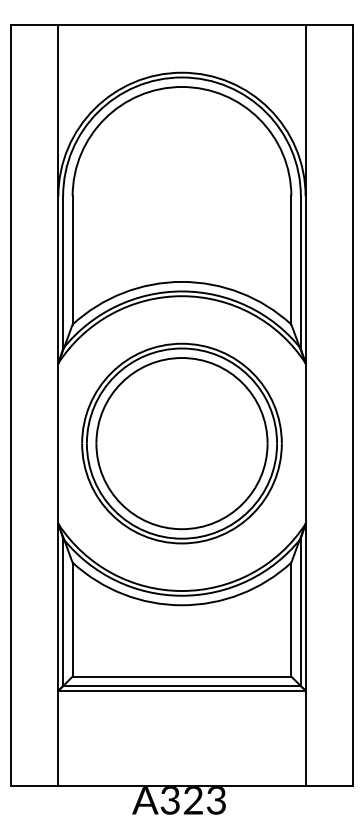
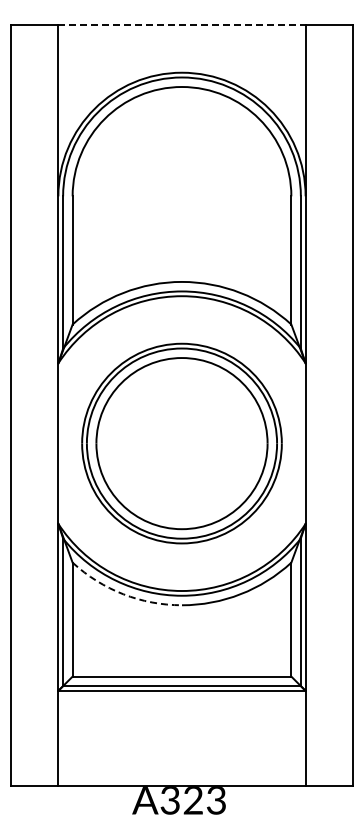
line: solid -> dashed (182, 25)
arc: solid -> dashed (123, 594)
